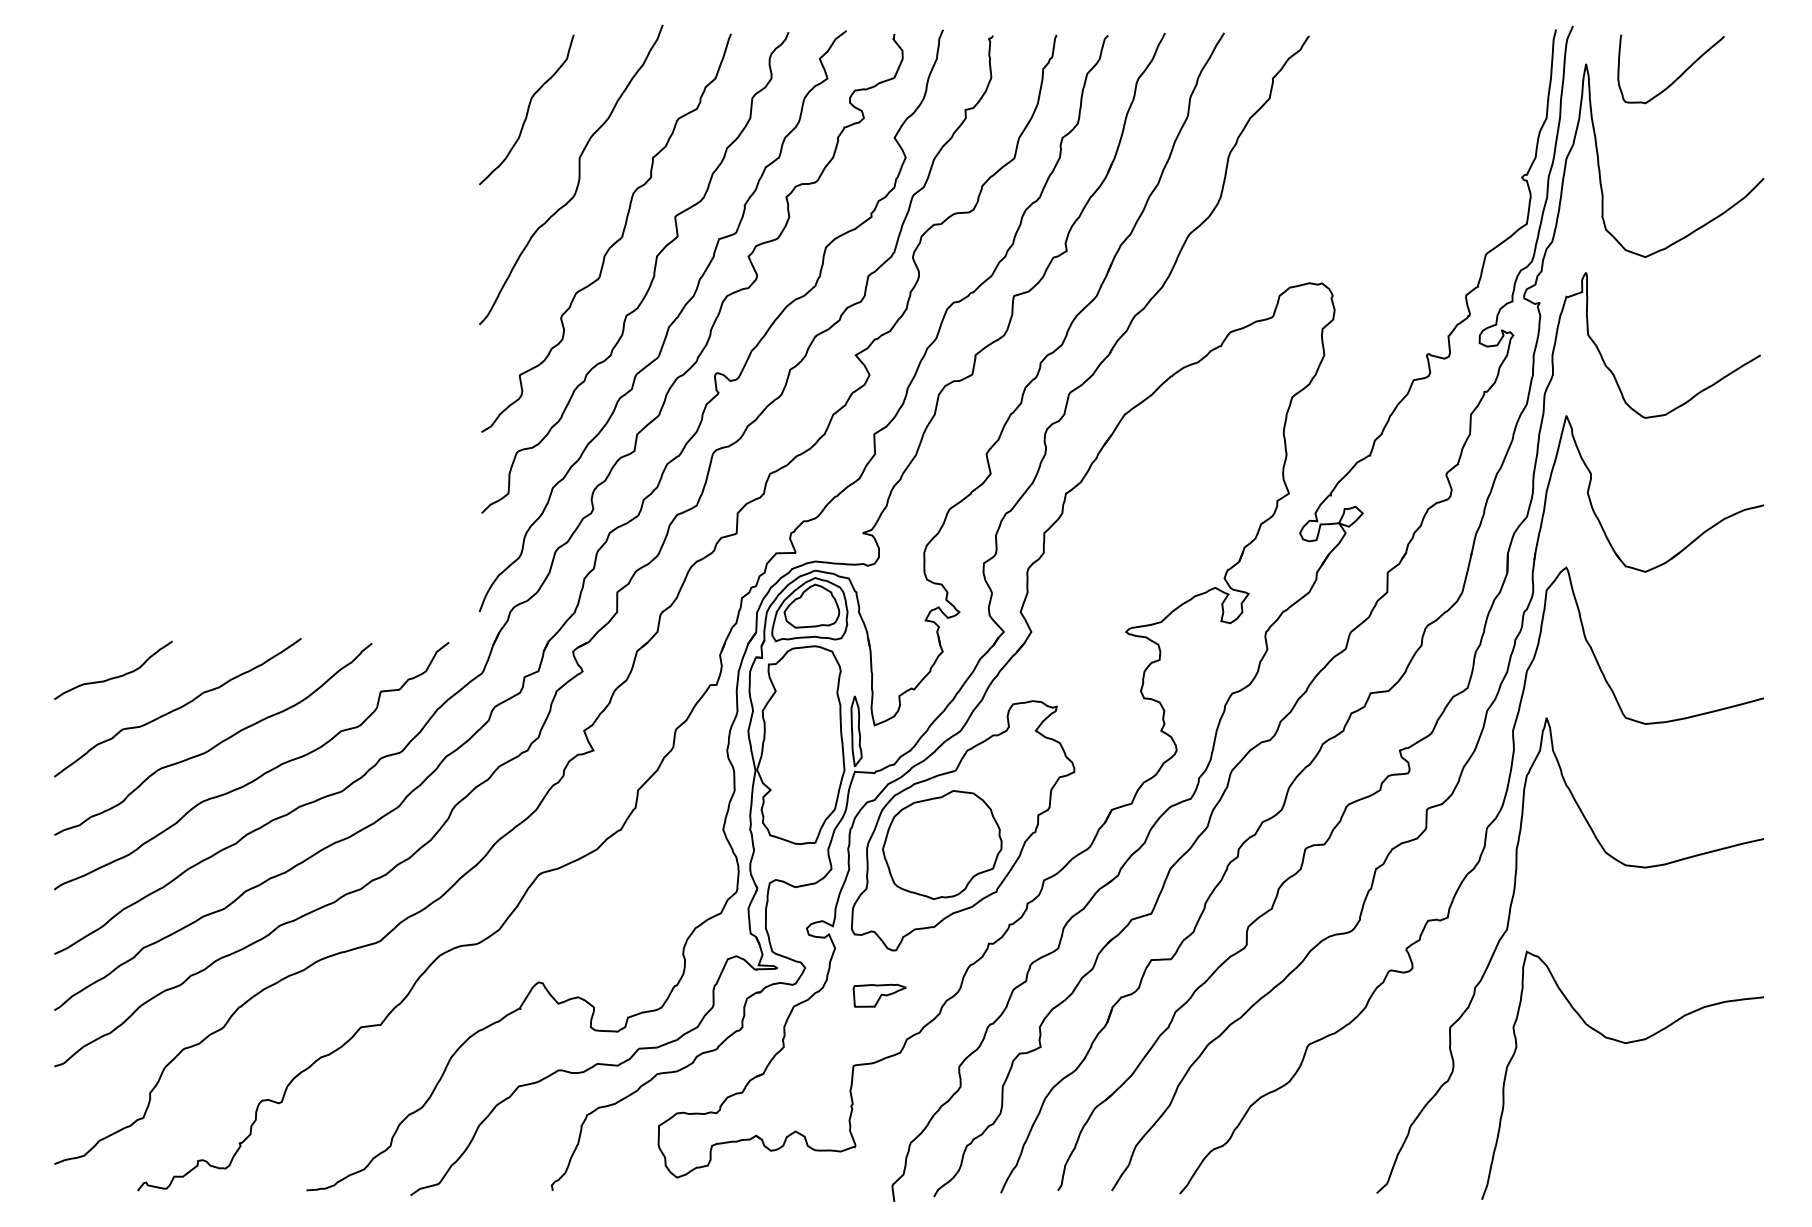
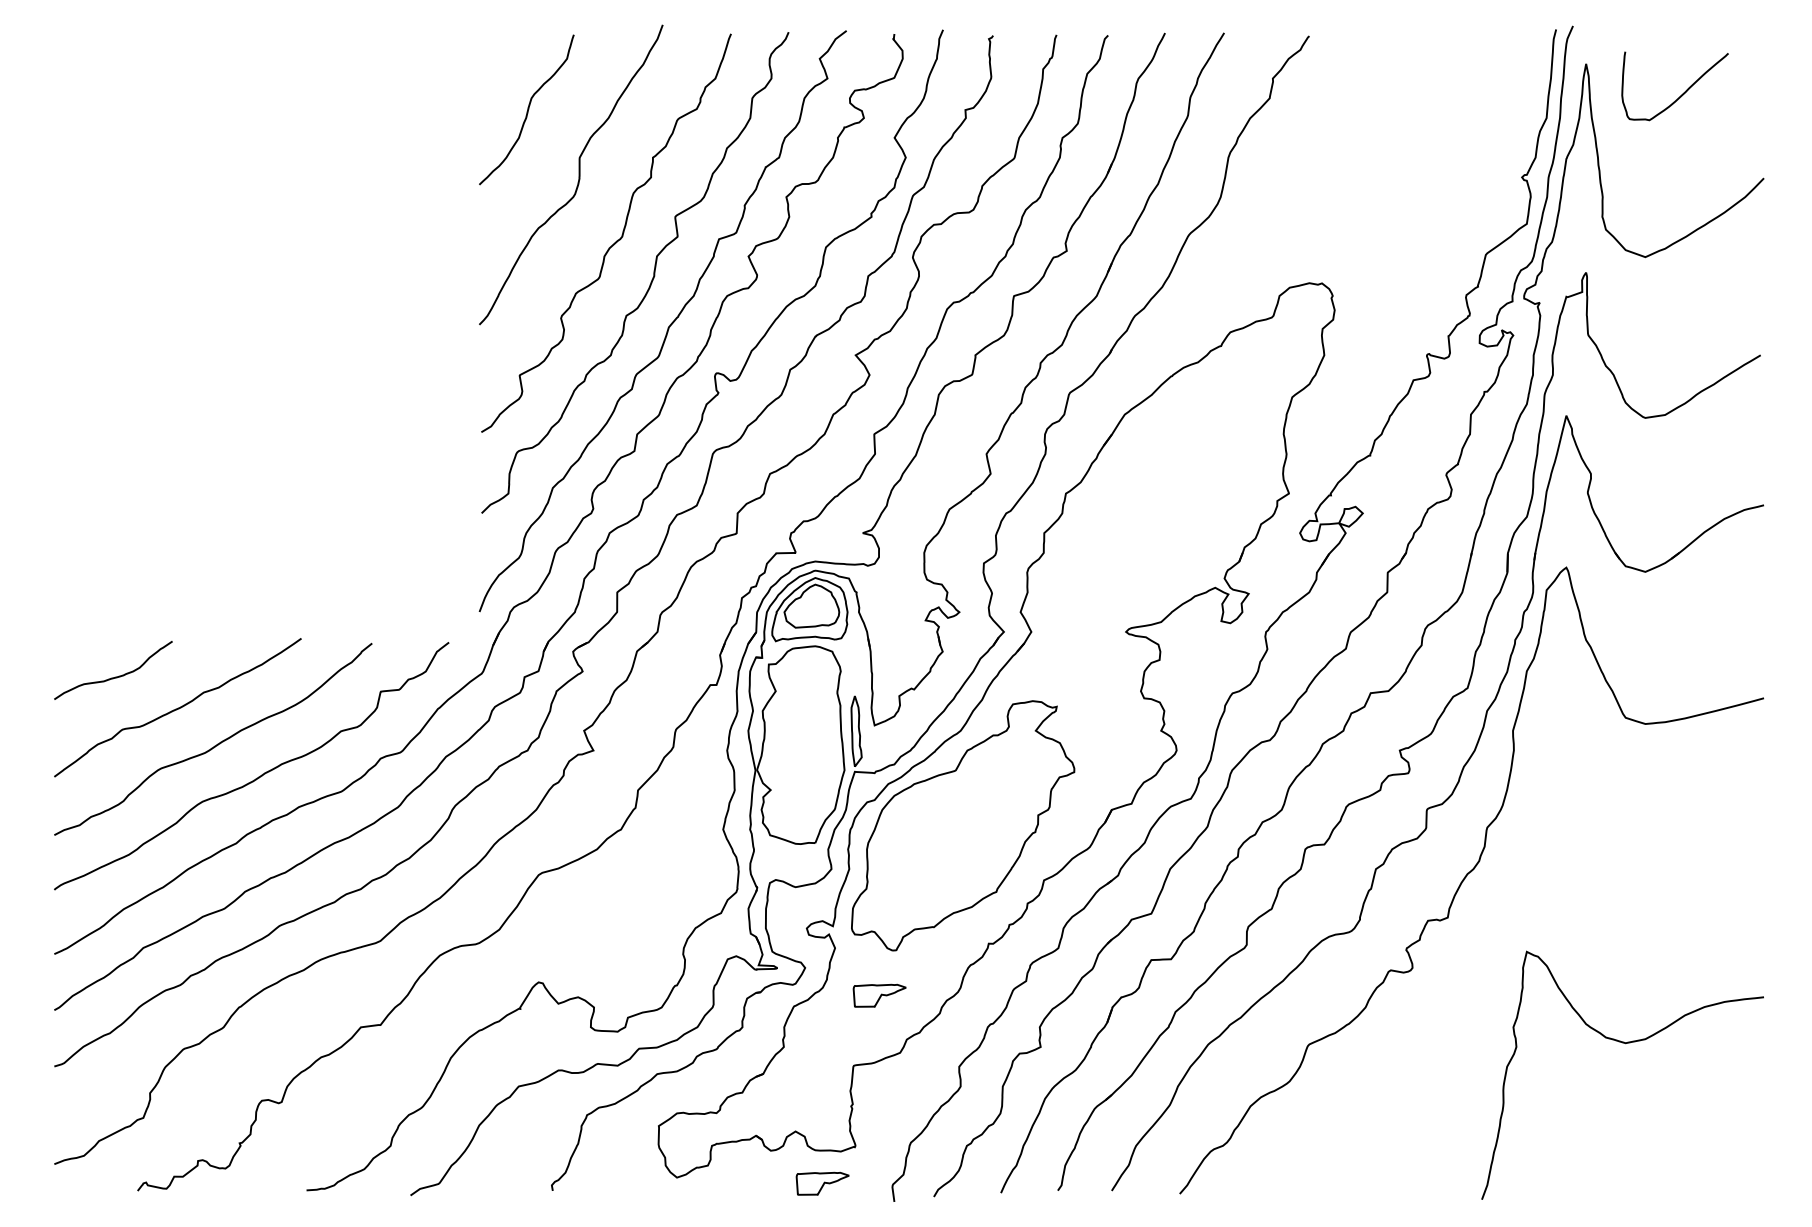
curve position: (1678, 76) -> (1682, 93) (1682, 93)
part: present -> none (942, 844)
curve: present -> none (1508, 928)
part: none -> present (822, 1183)
